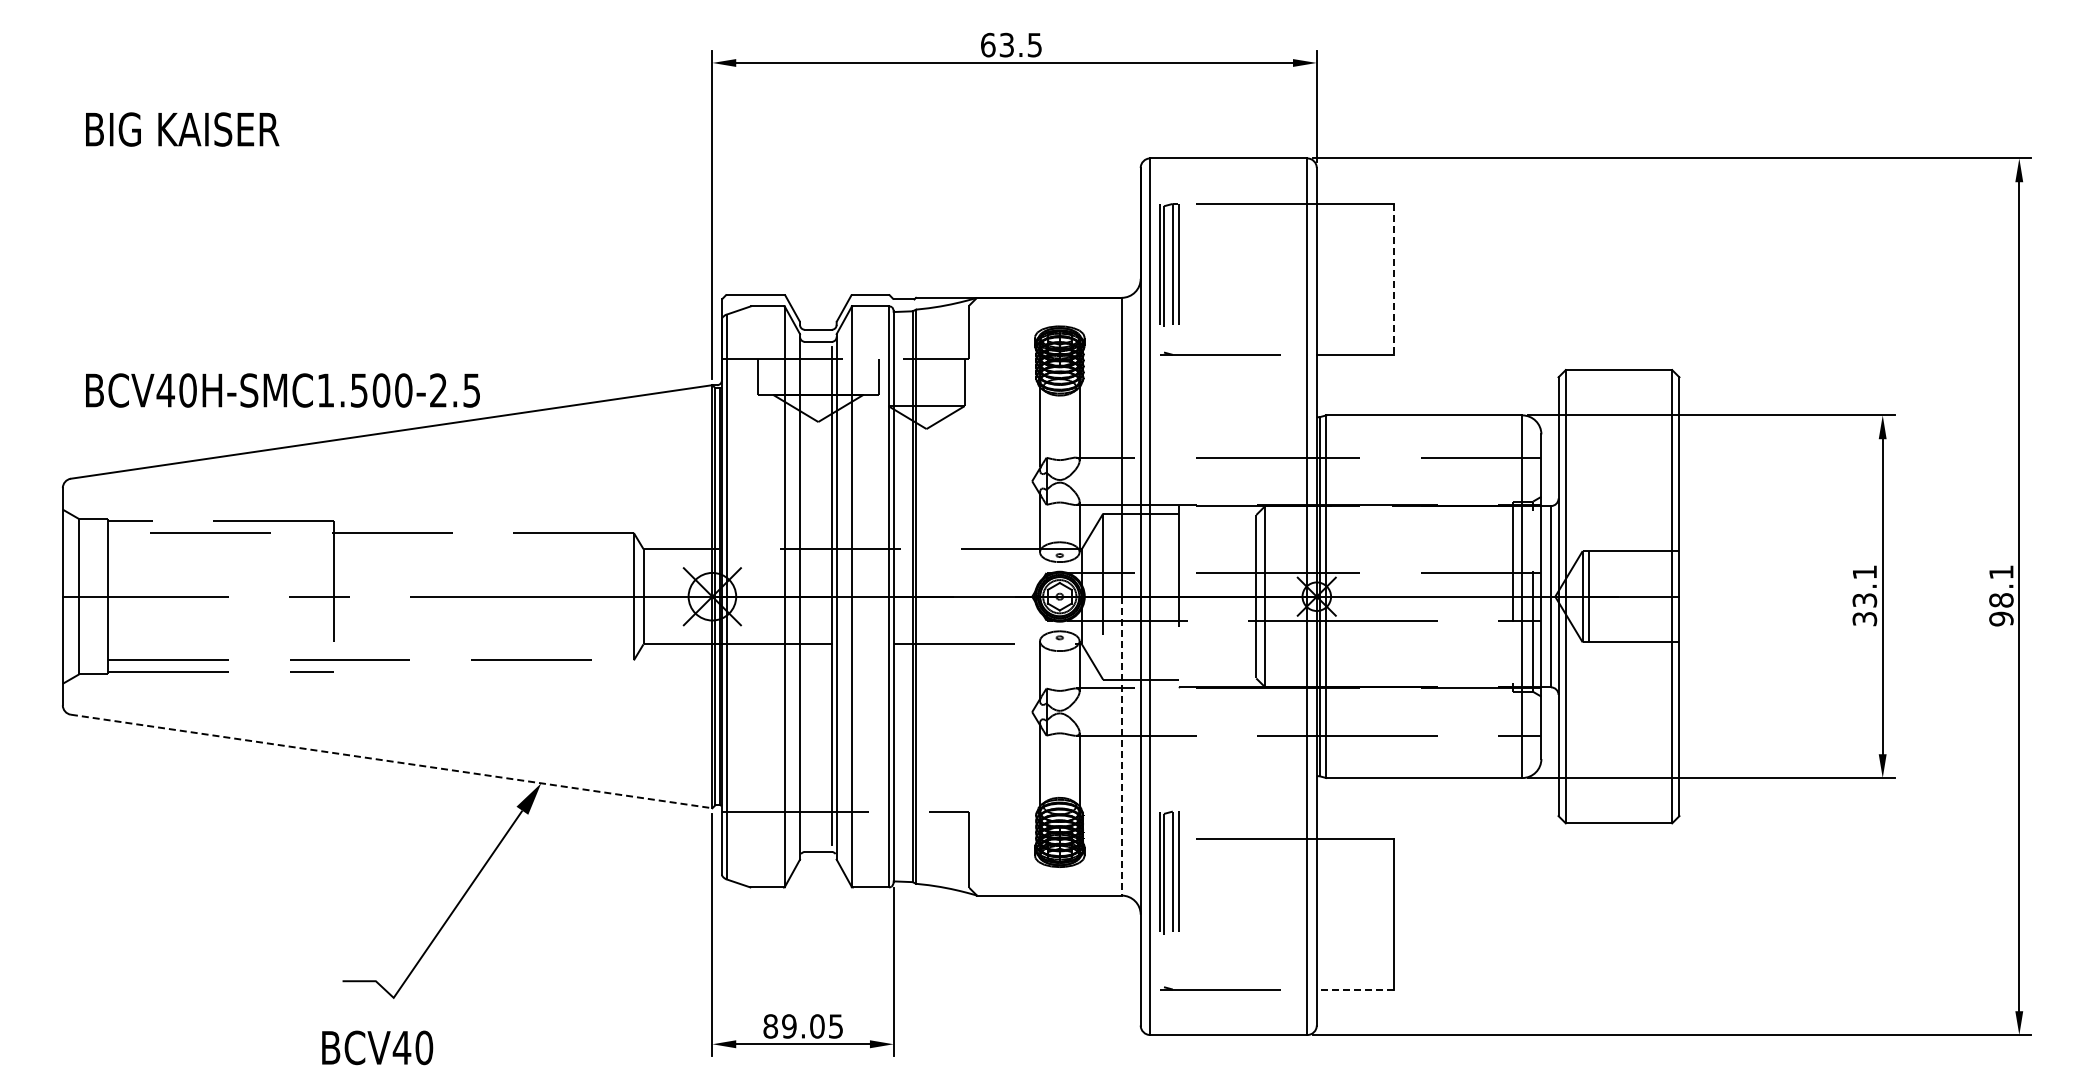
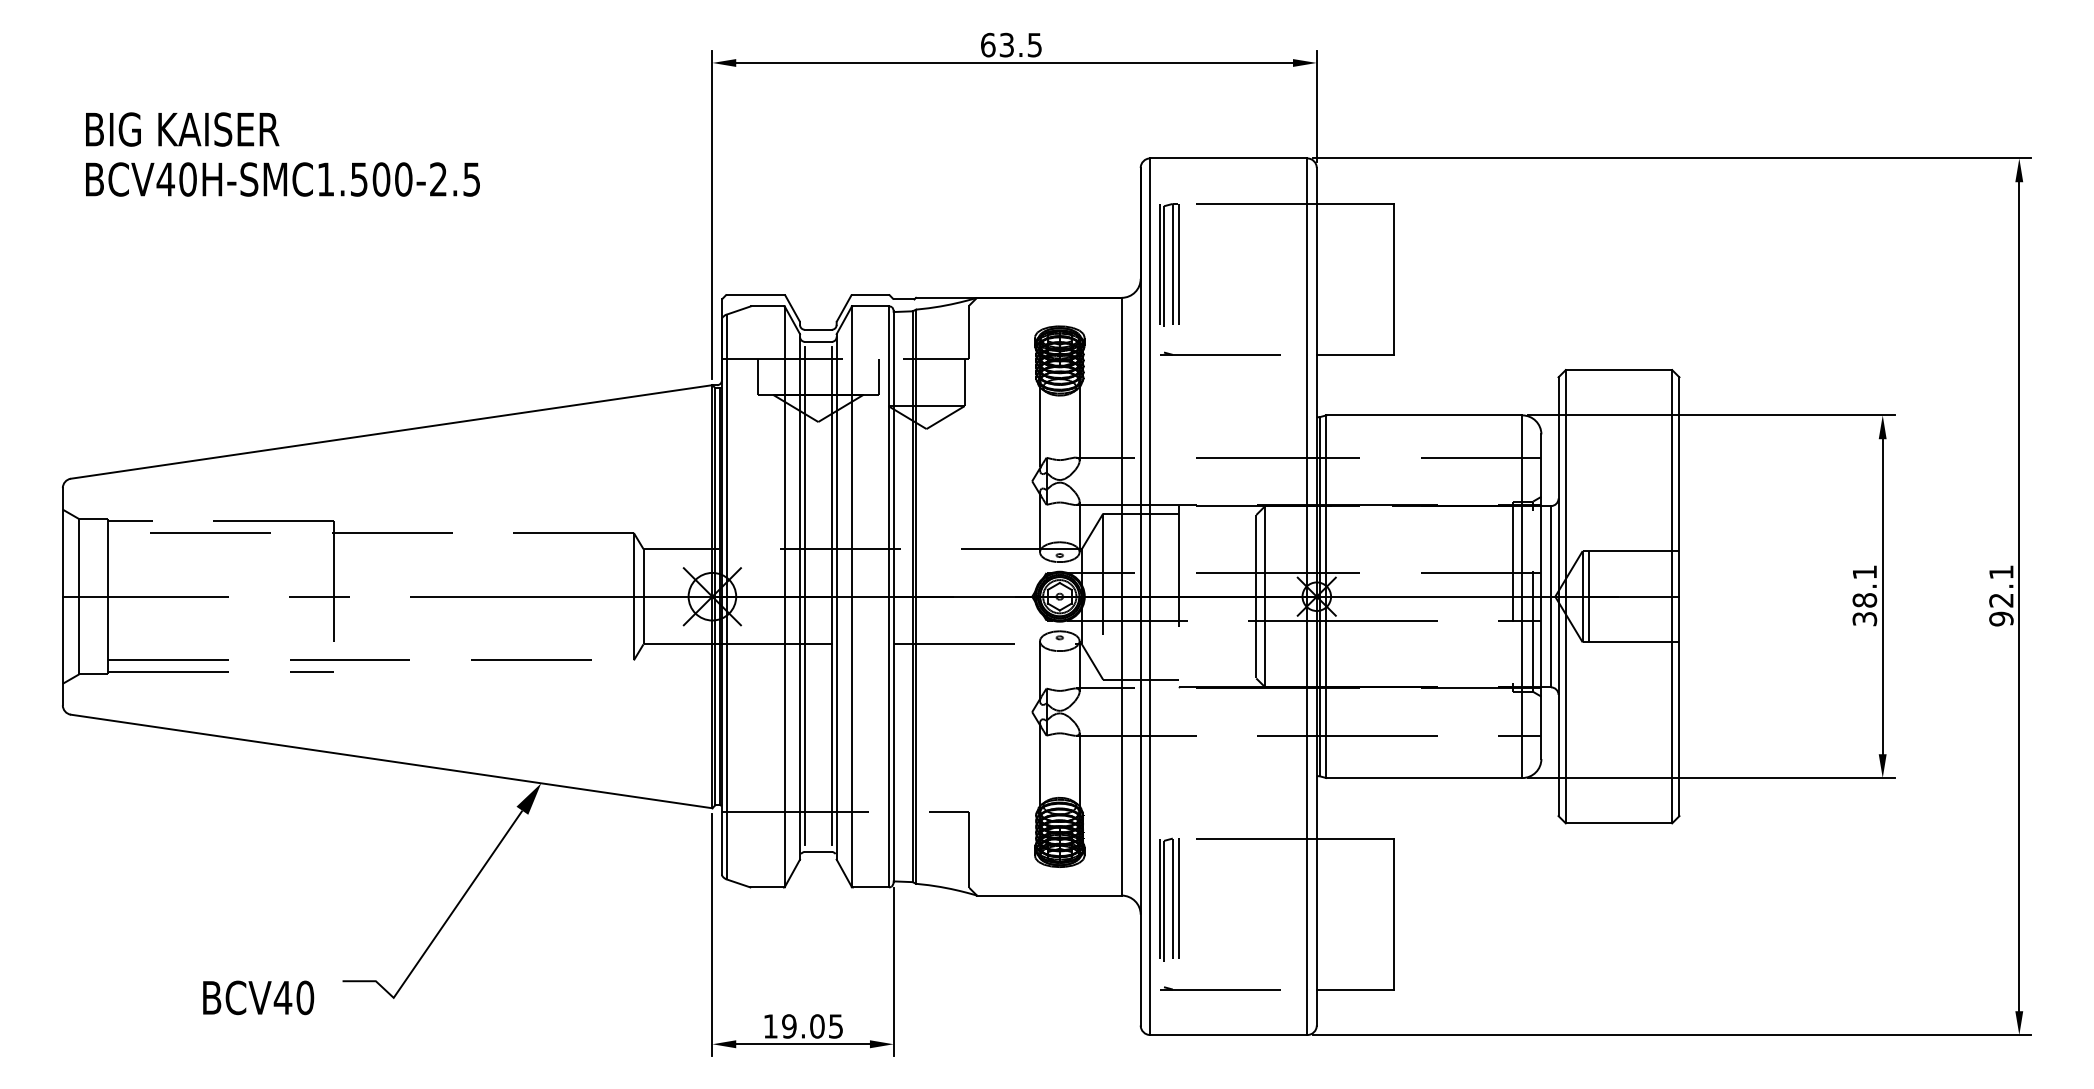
line: dashed -> solid (1393, 279)
text position: (282, 390) -> (282, 179) (282, 179)
line: none -> present (804, 595)
text: 33.1 -> 38.1 (1864, 600)
text: 98.1 -> 92.1 (2001, 600)
line: dashed -> solid (1121, 746)
line: dashed -> solid (392, 761)
part position: (1169, 872) -> (1169, 899) (1169, 899)
line: dashed -> solid (1354, 989)
text: 89.05 -> 19.05 (770, 1026)
text position: (377, 1047) -> (258, 997) (258, 997)
